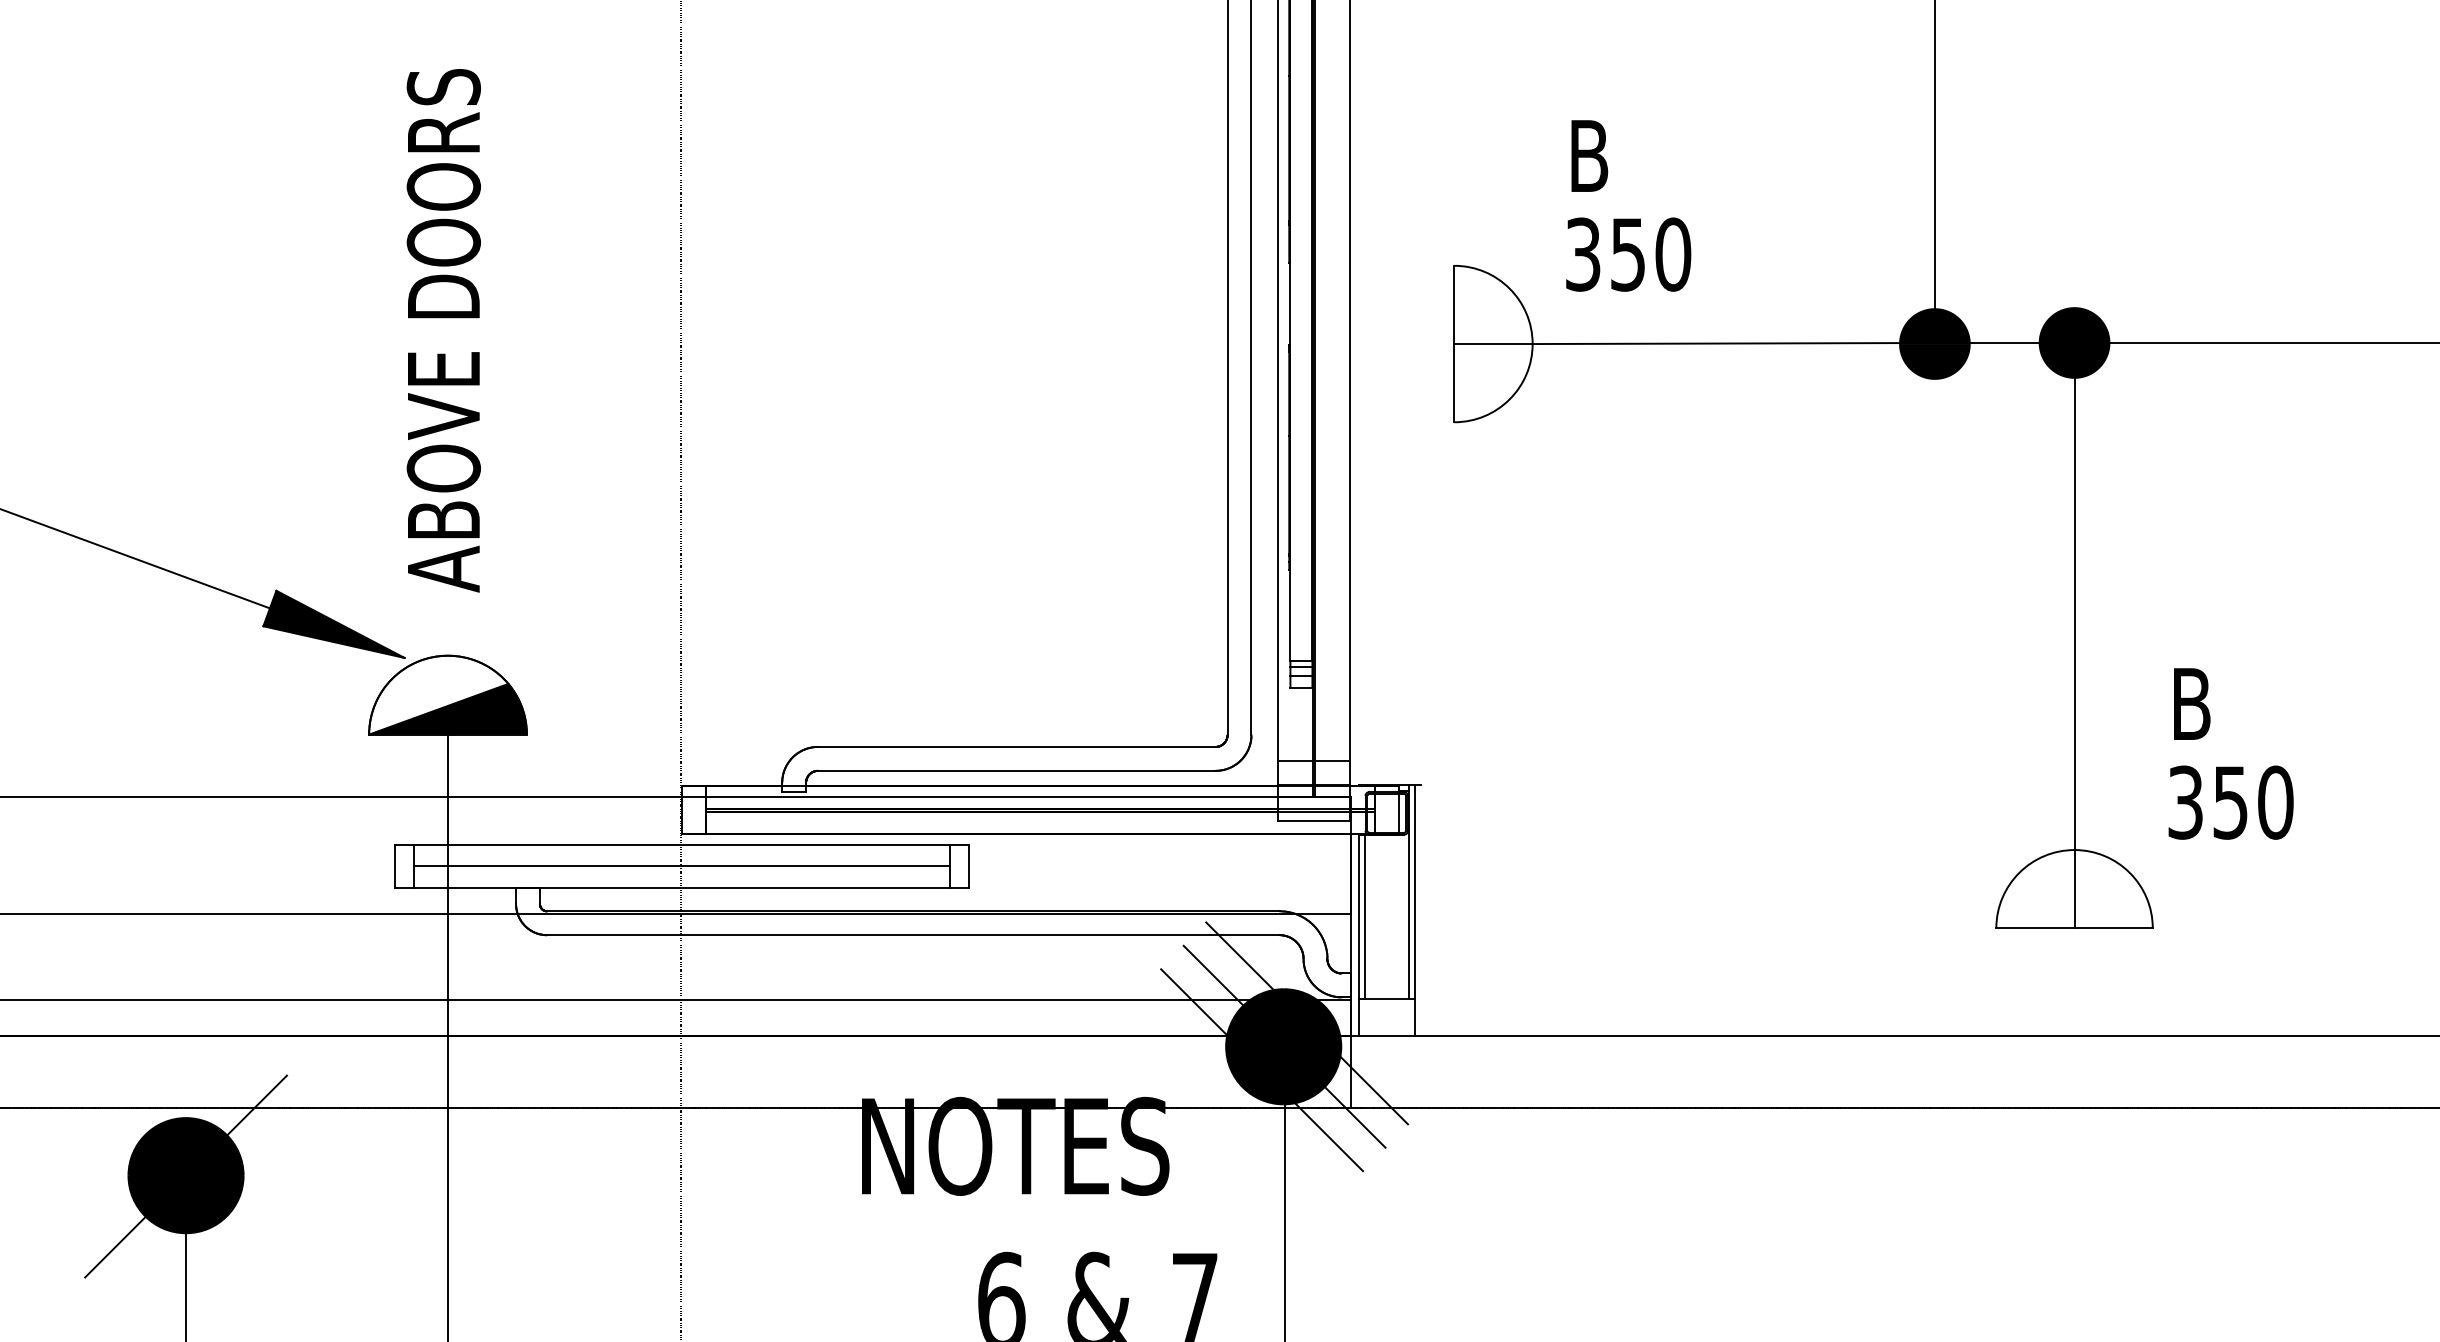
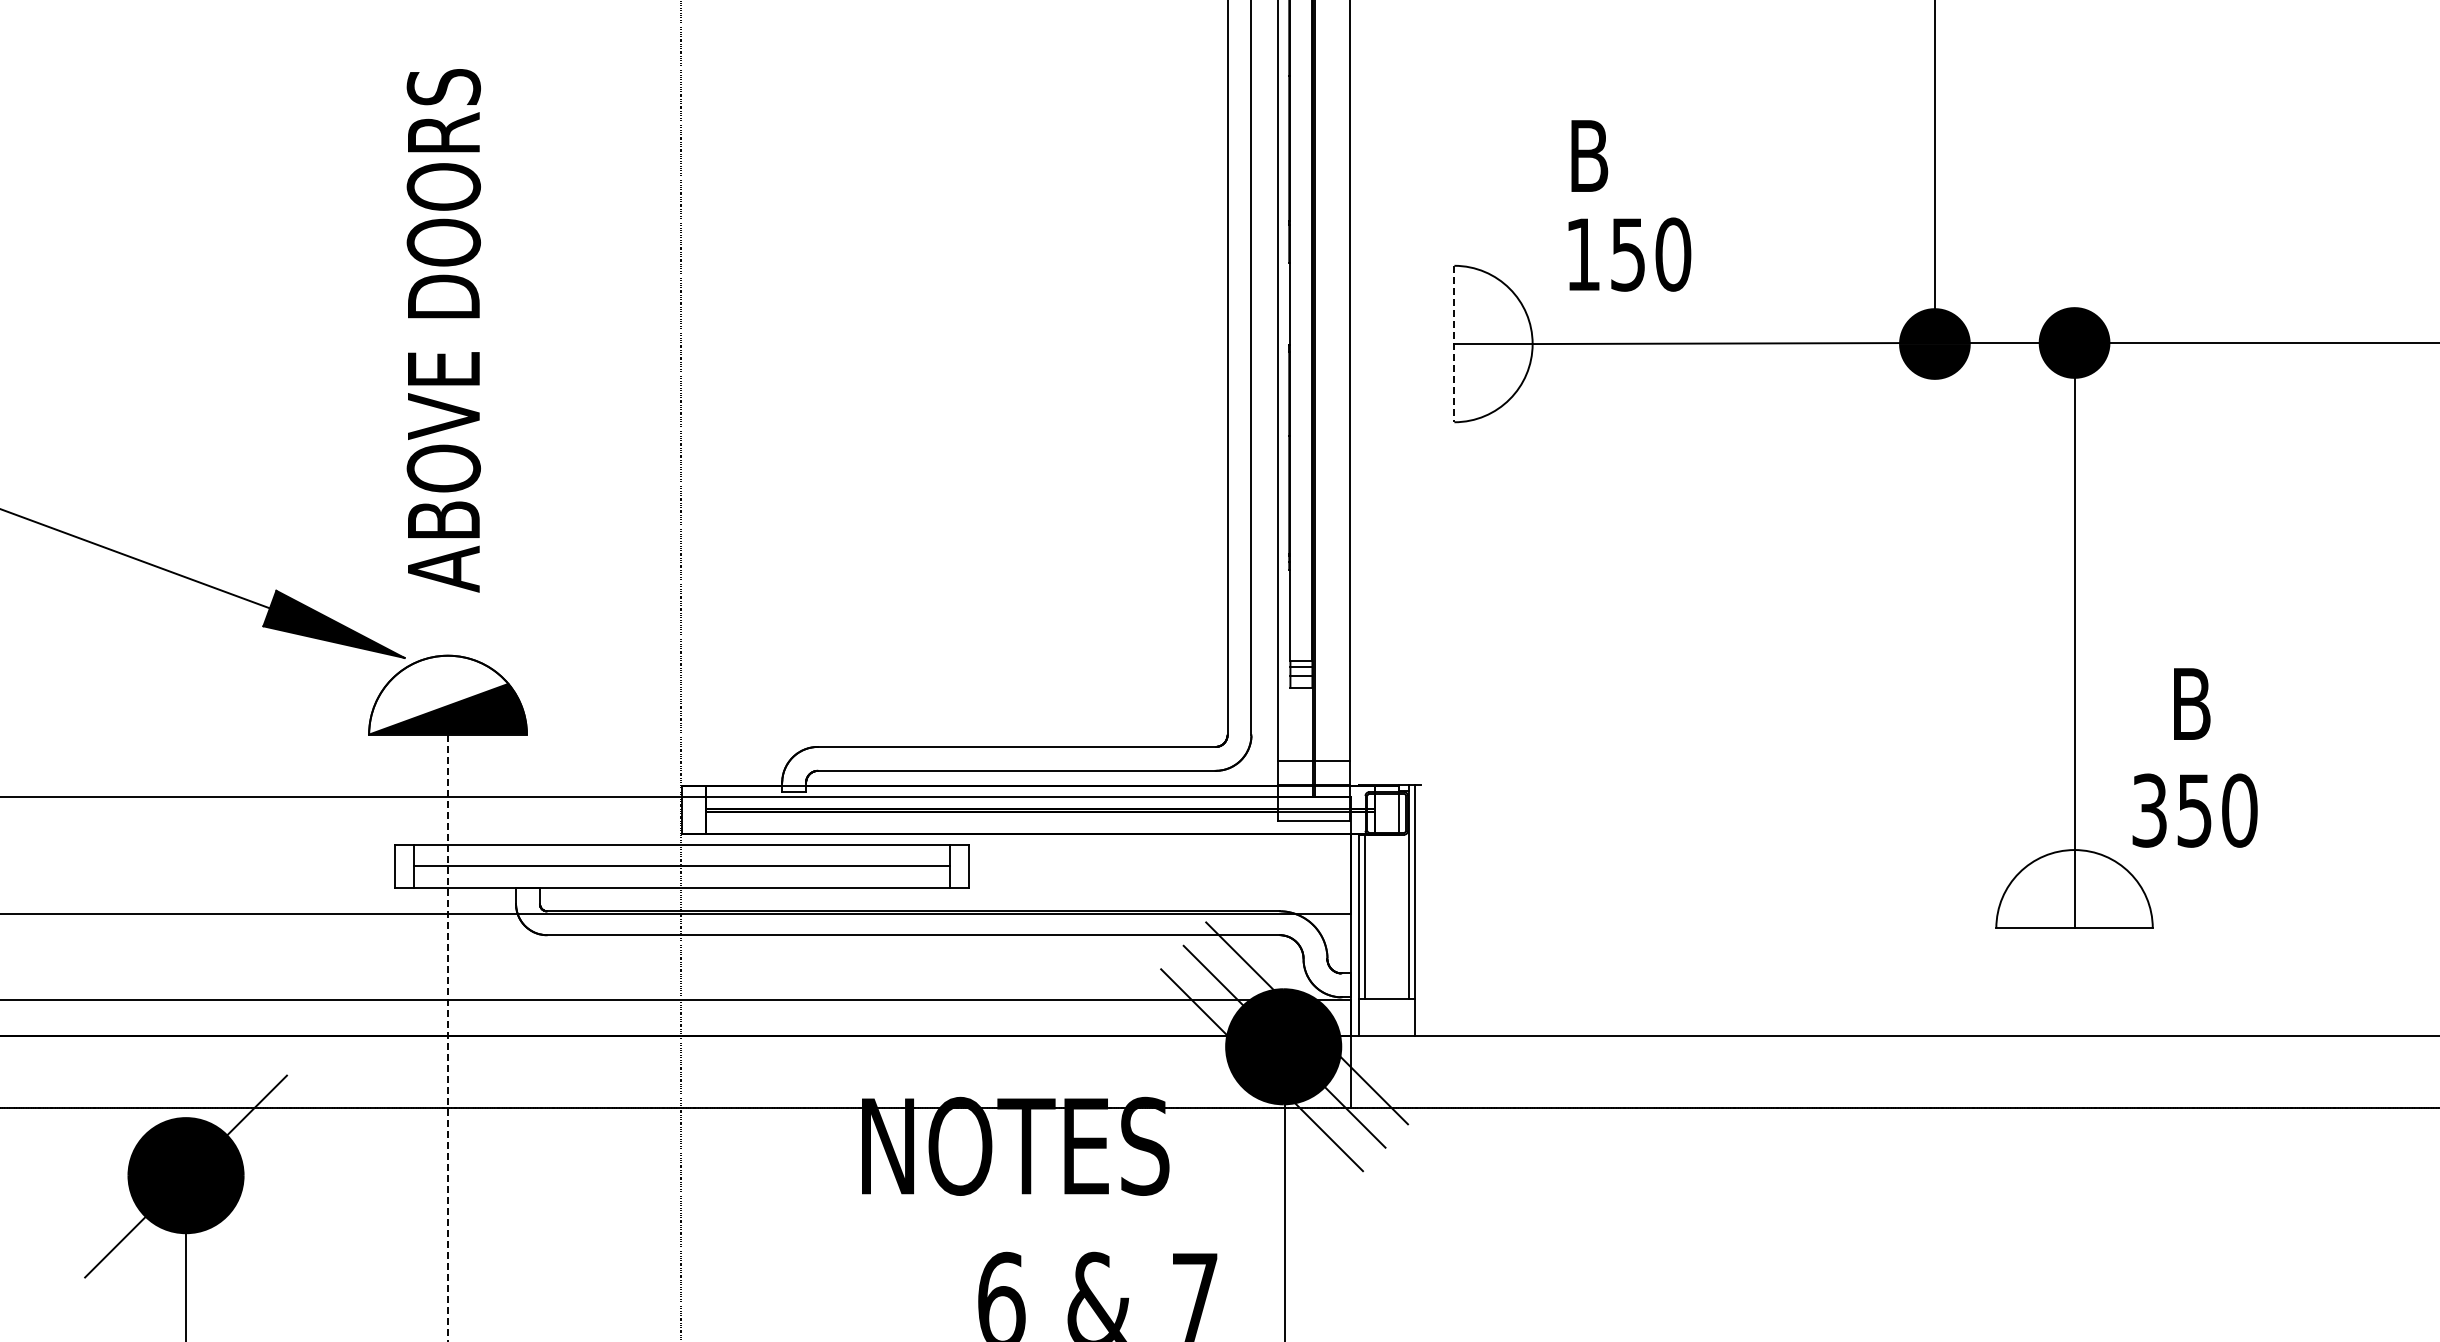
text: 350 -> 150 (1583, 254)
line: solid -> dashed (1454, 344)
text position: (2230, 802) -> (2194, 810) (2194, 810)
line: solid -> dashed (448, 1038)
